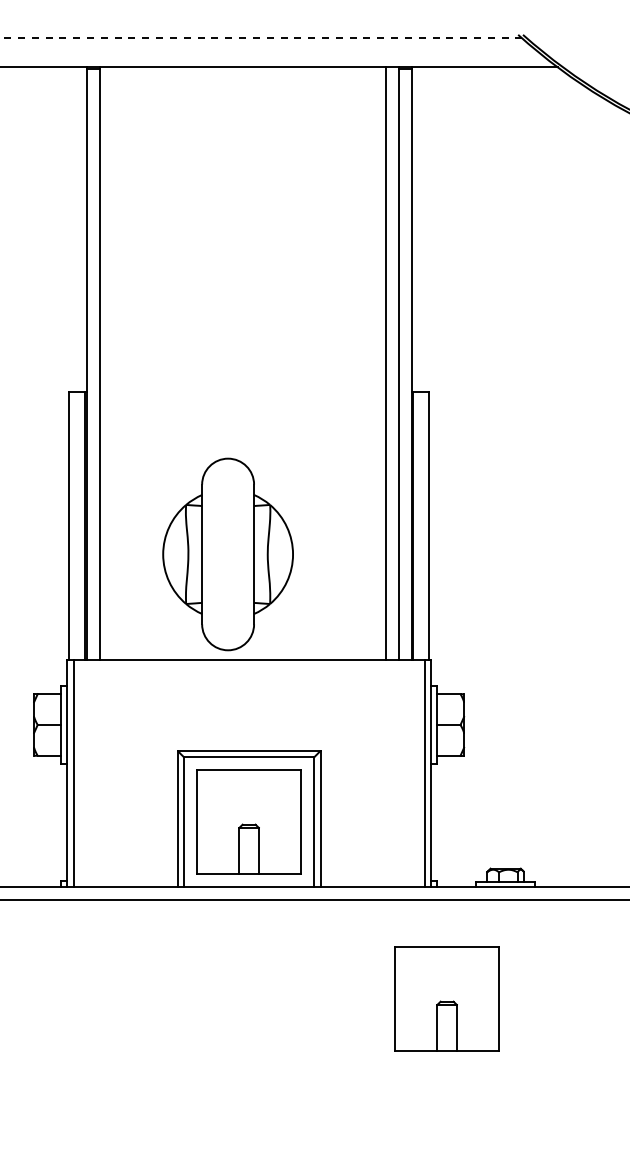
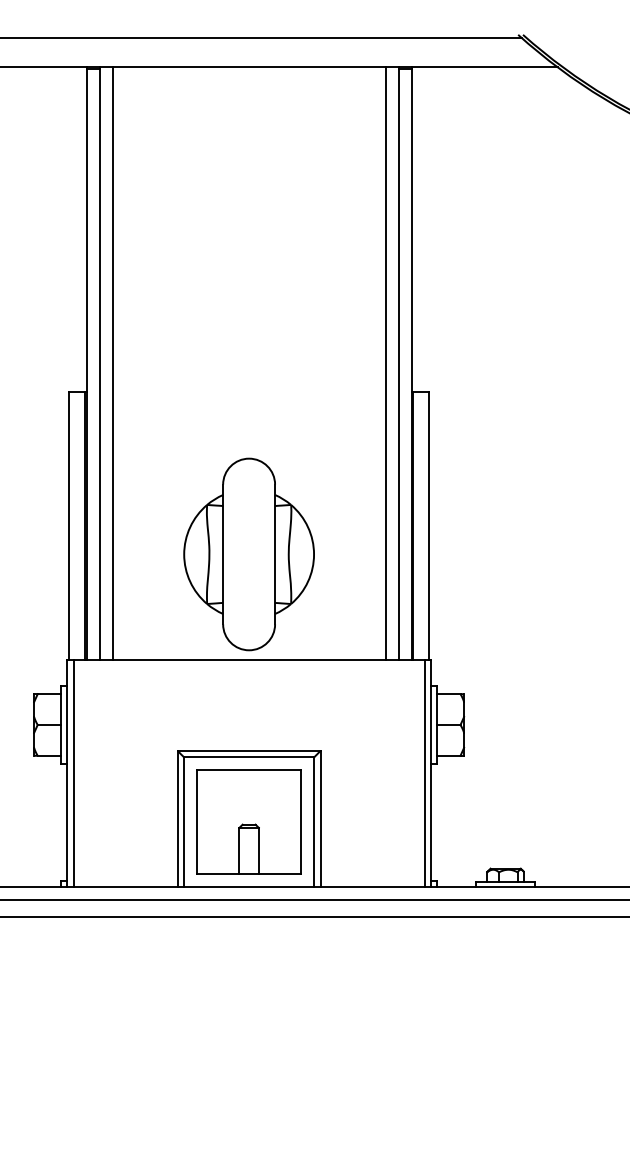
line: dashed -> solid (261, 38)
line: none -> present (112, 363)
part position: (227, 554) -> (248, 554) (248, 554)
line: none -> present (314, 916)
part: present -> none (446, 998)
